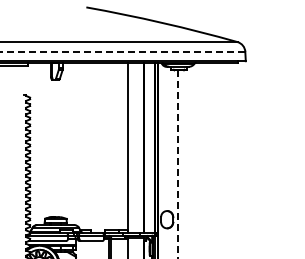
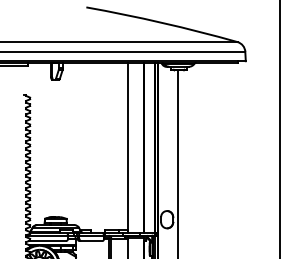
line: dashed -> solid (122, 51)
line: none -> present (279, 128)
line: dashed -> solid (177, 164)
